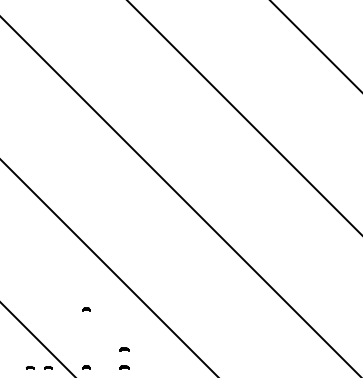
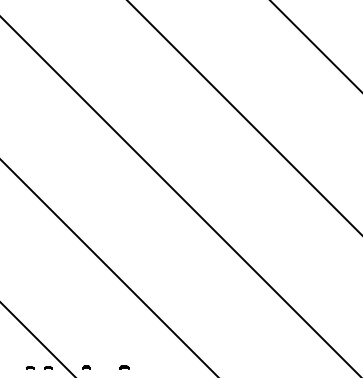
part: present -> none (86, 309)
part: present -> none (124, 349)
